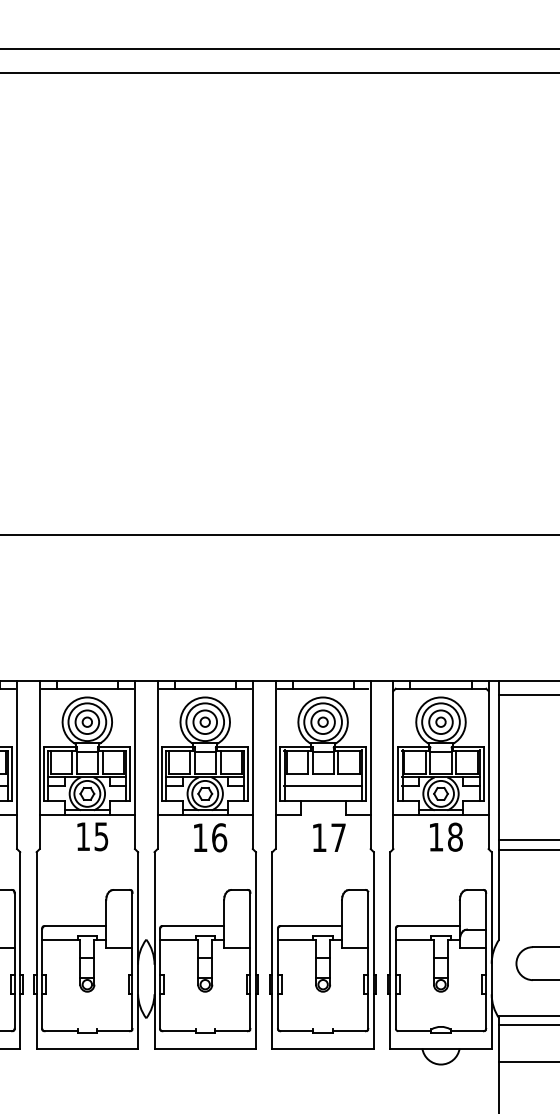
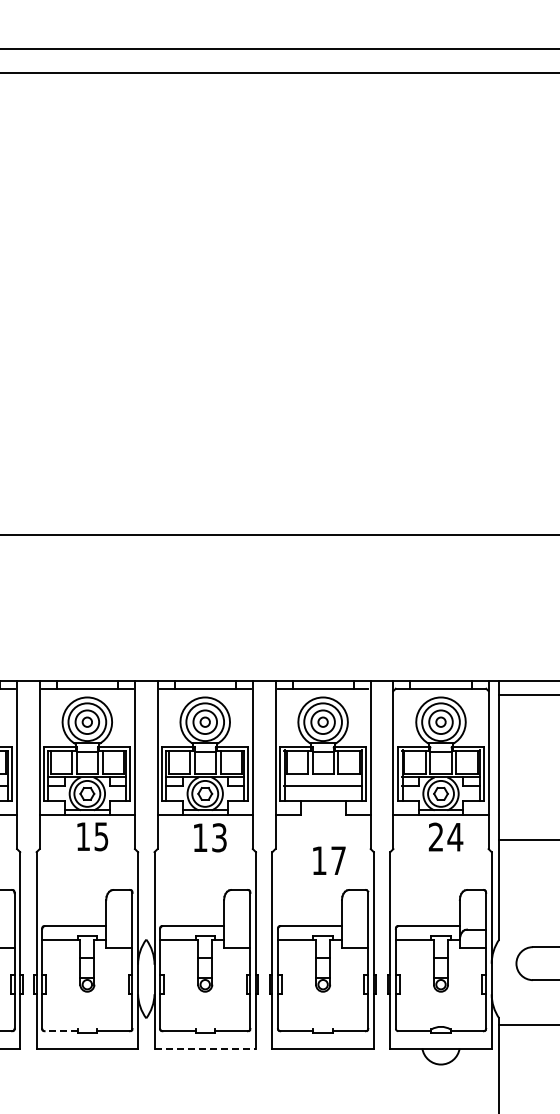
text: 18 -> 24 (445, 836)
text: 16 -> 13 (219, 837)
text position: (329, 837) -> (329, 860) (329, 860)
line: present -> none (527, 849)
line: present -> none (526, 1015)
line: solid -> dashed (61, 1031)
line: solid -> dashed (205, 1048)
line: present -> none (527, 1061)
